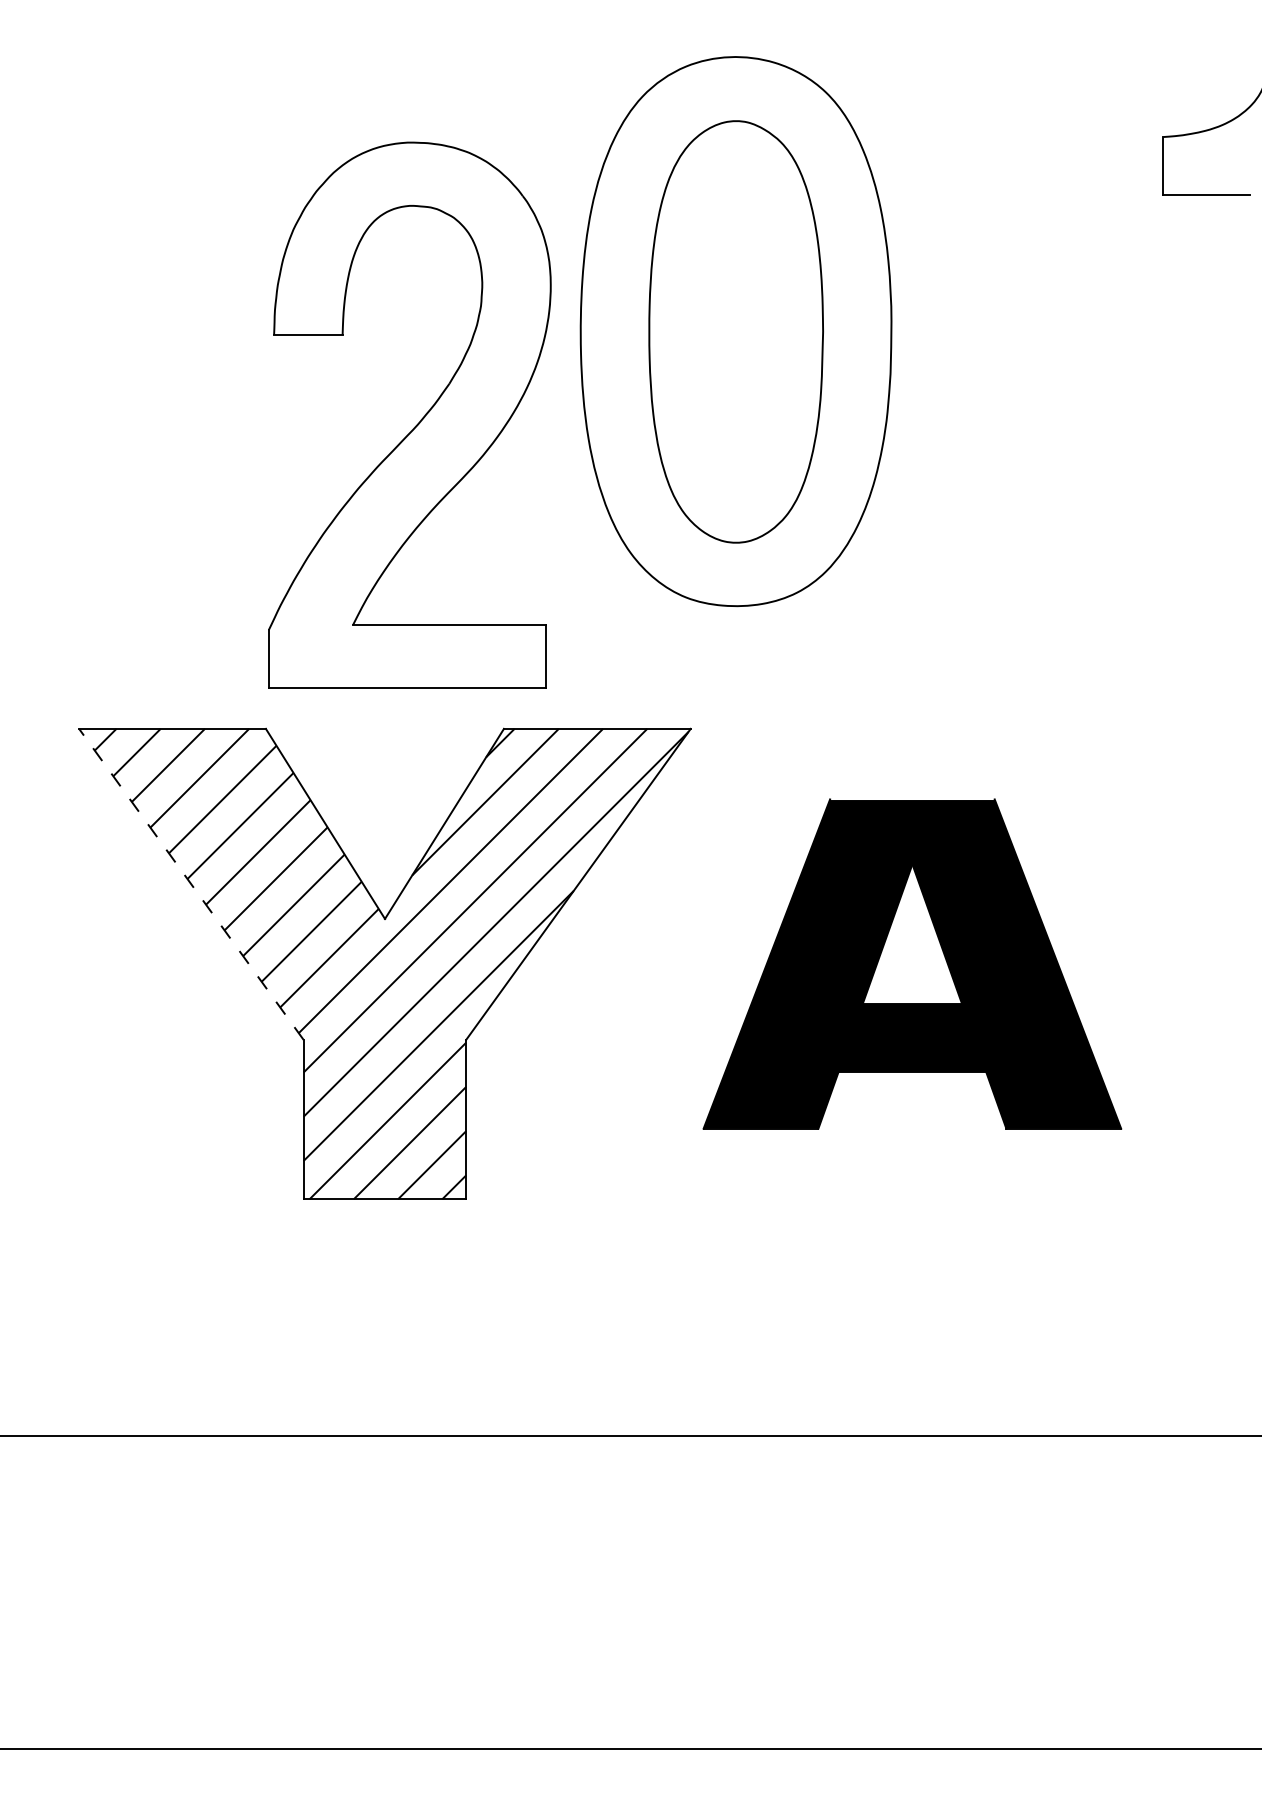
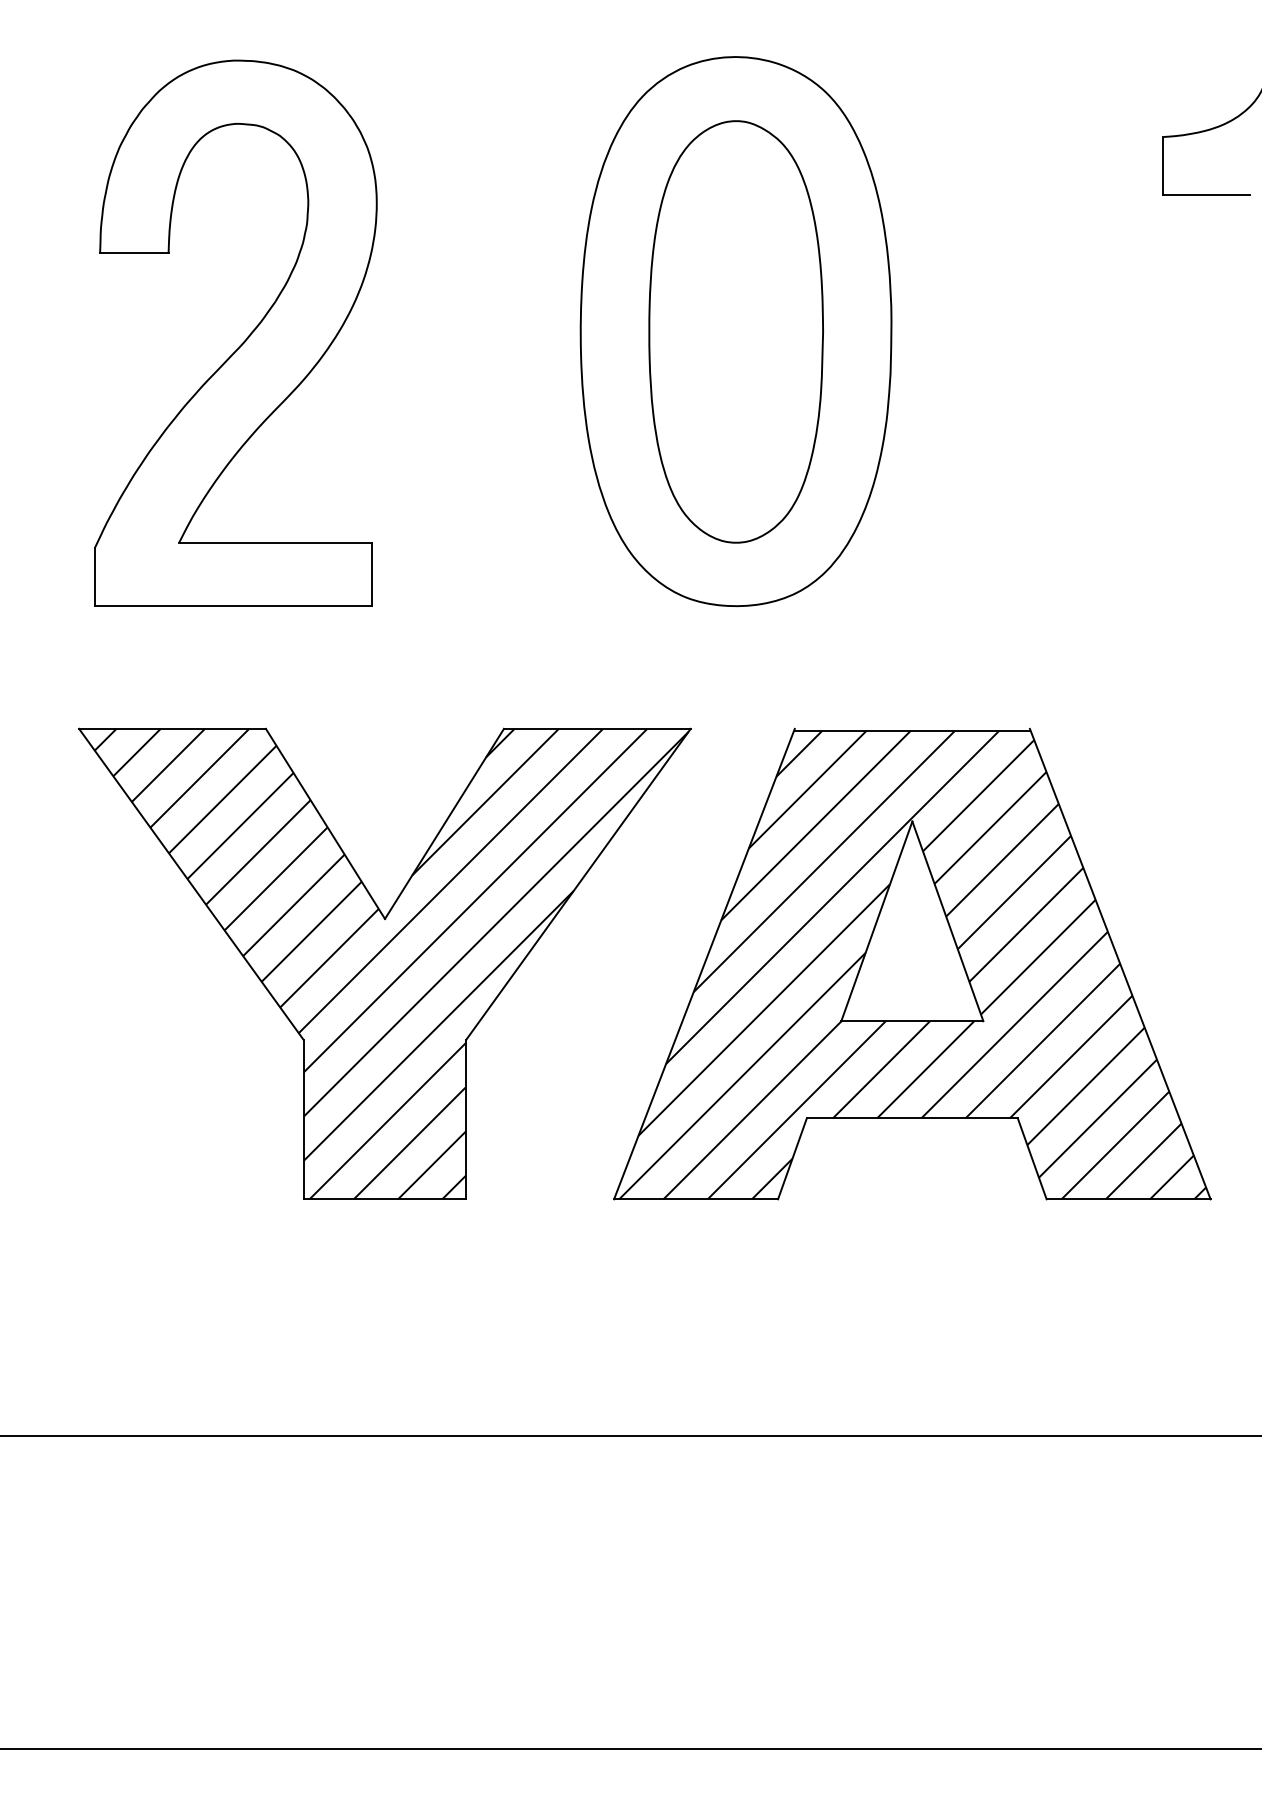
part position: (418, 422) -> (244, 340) (244, 340)
line: dashed -> solid (191, 884)
part size: 421x332 px -> 599x474 px (912, 963)
